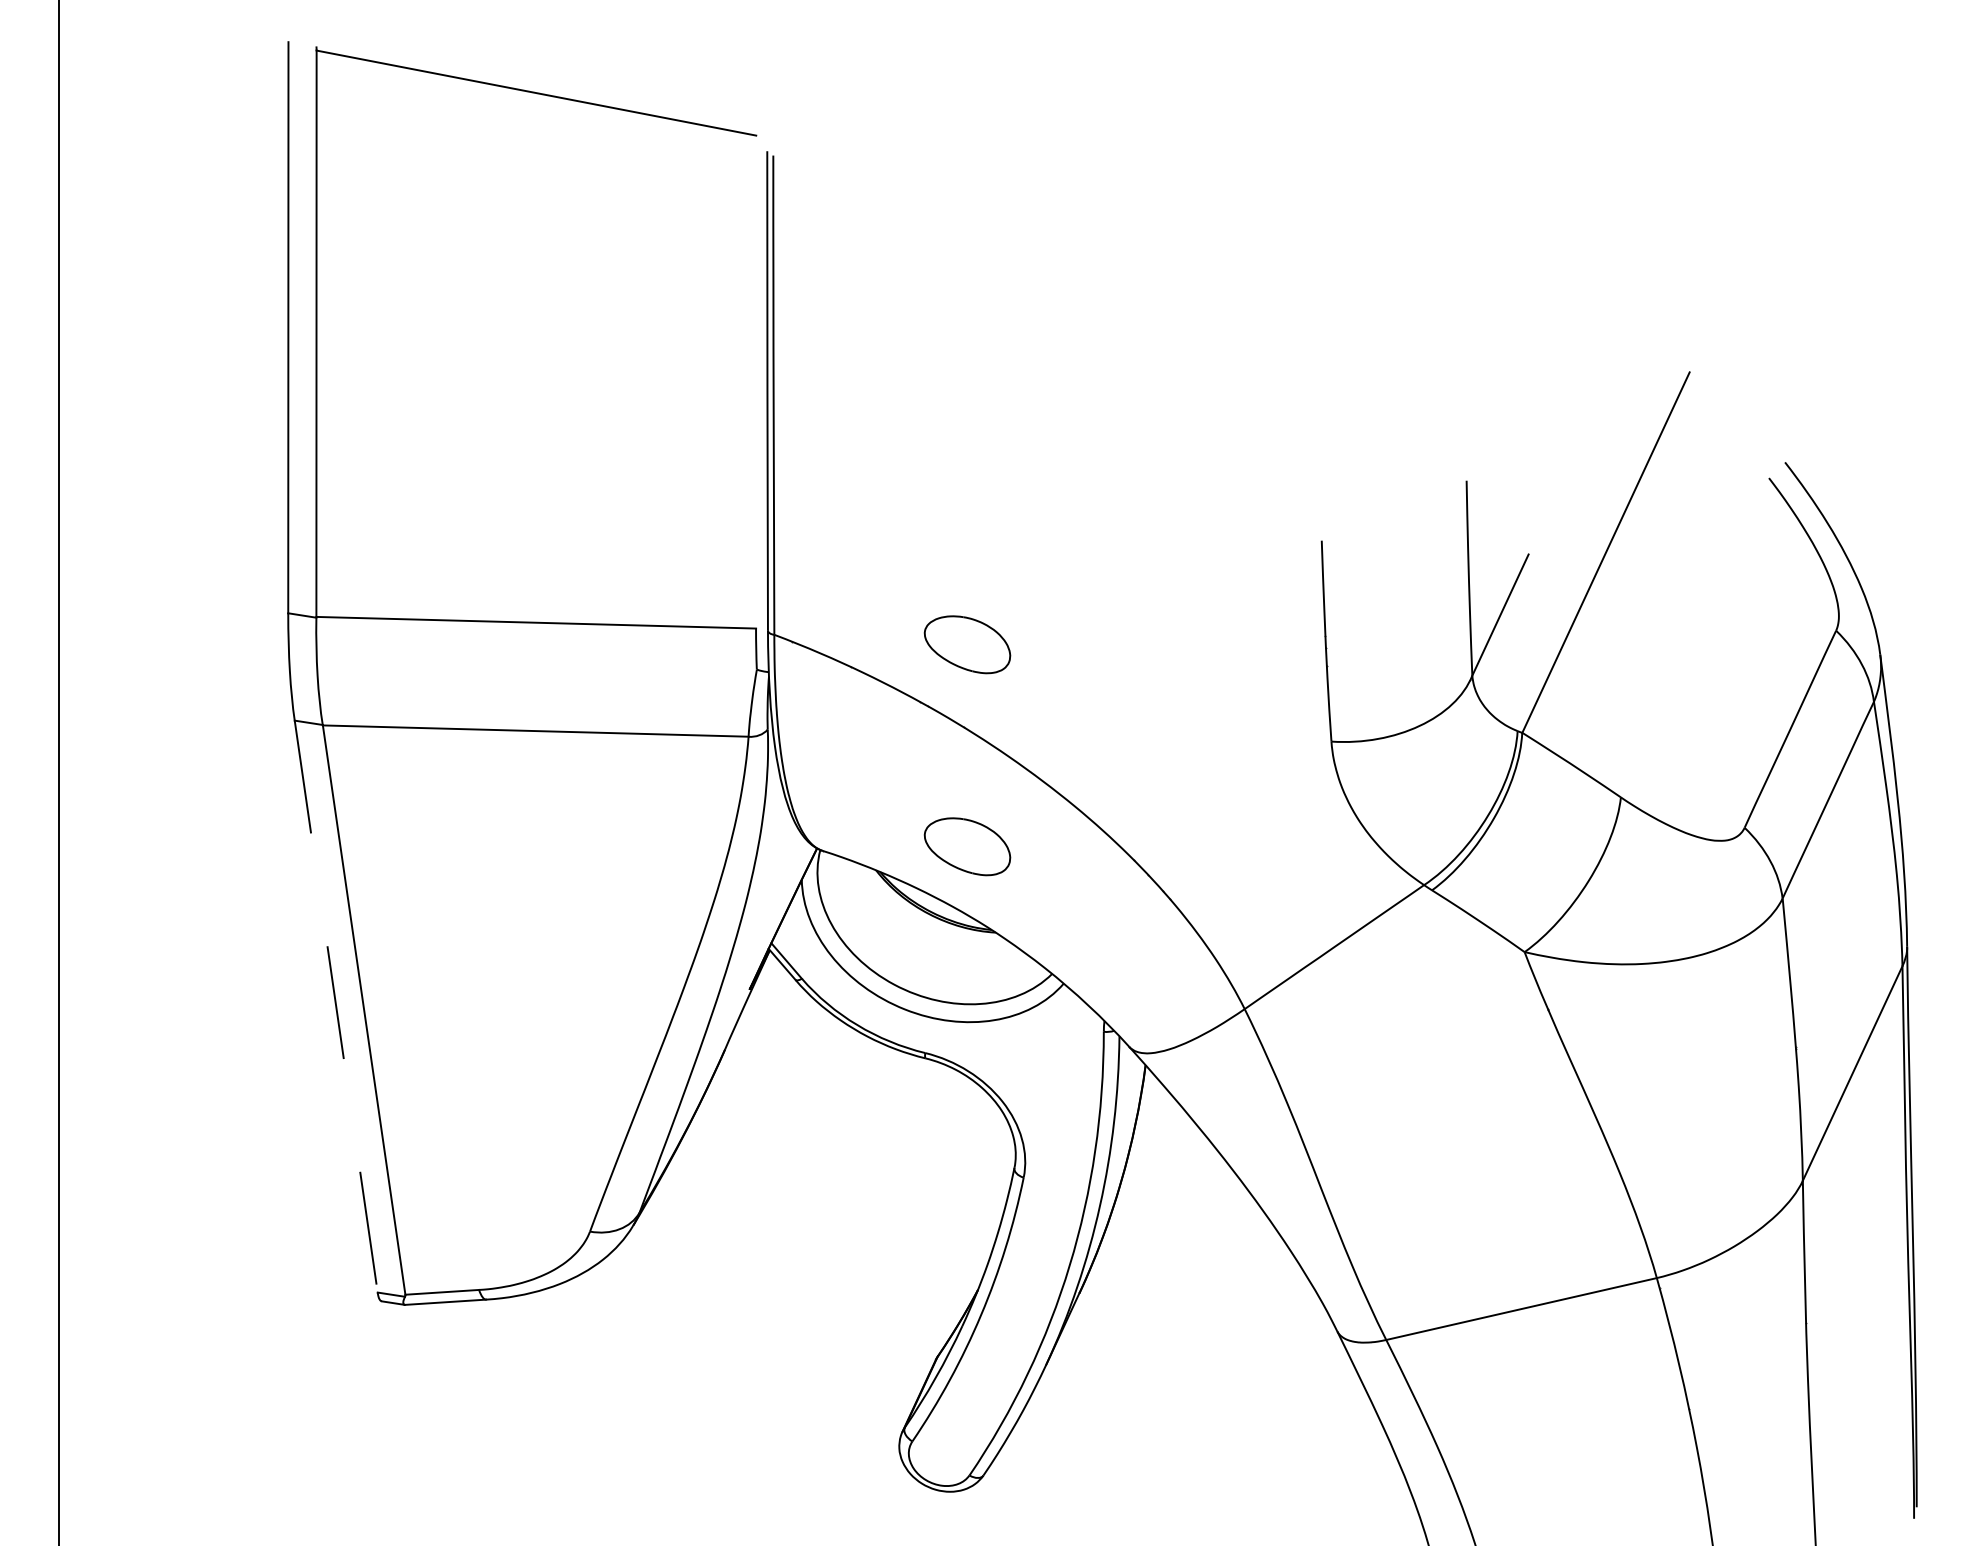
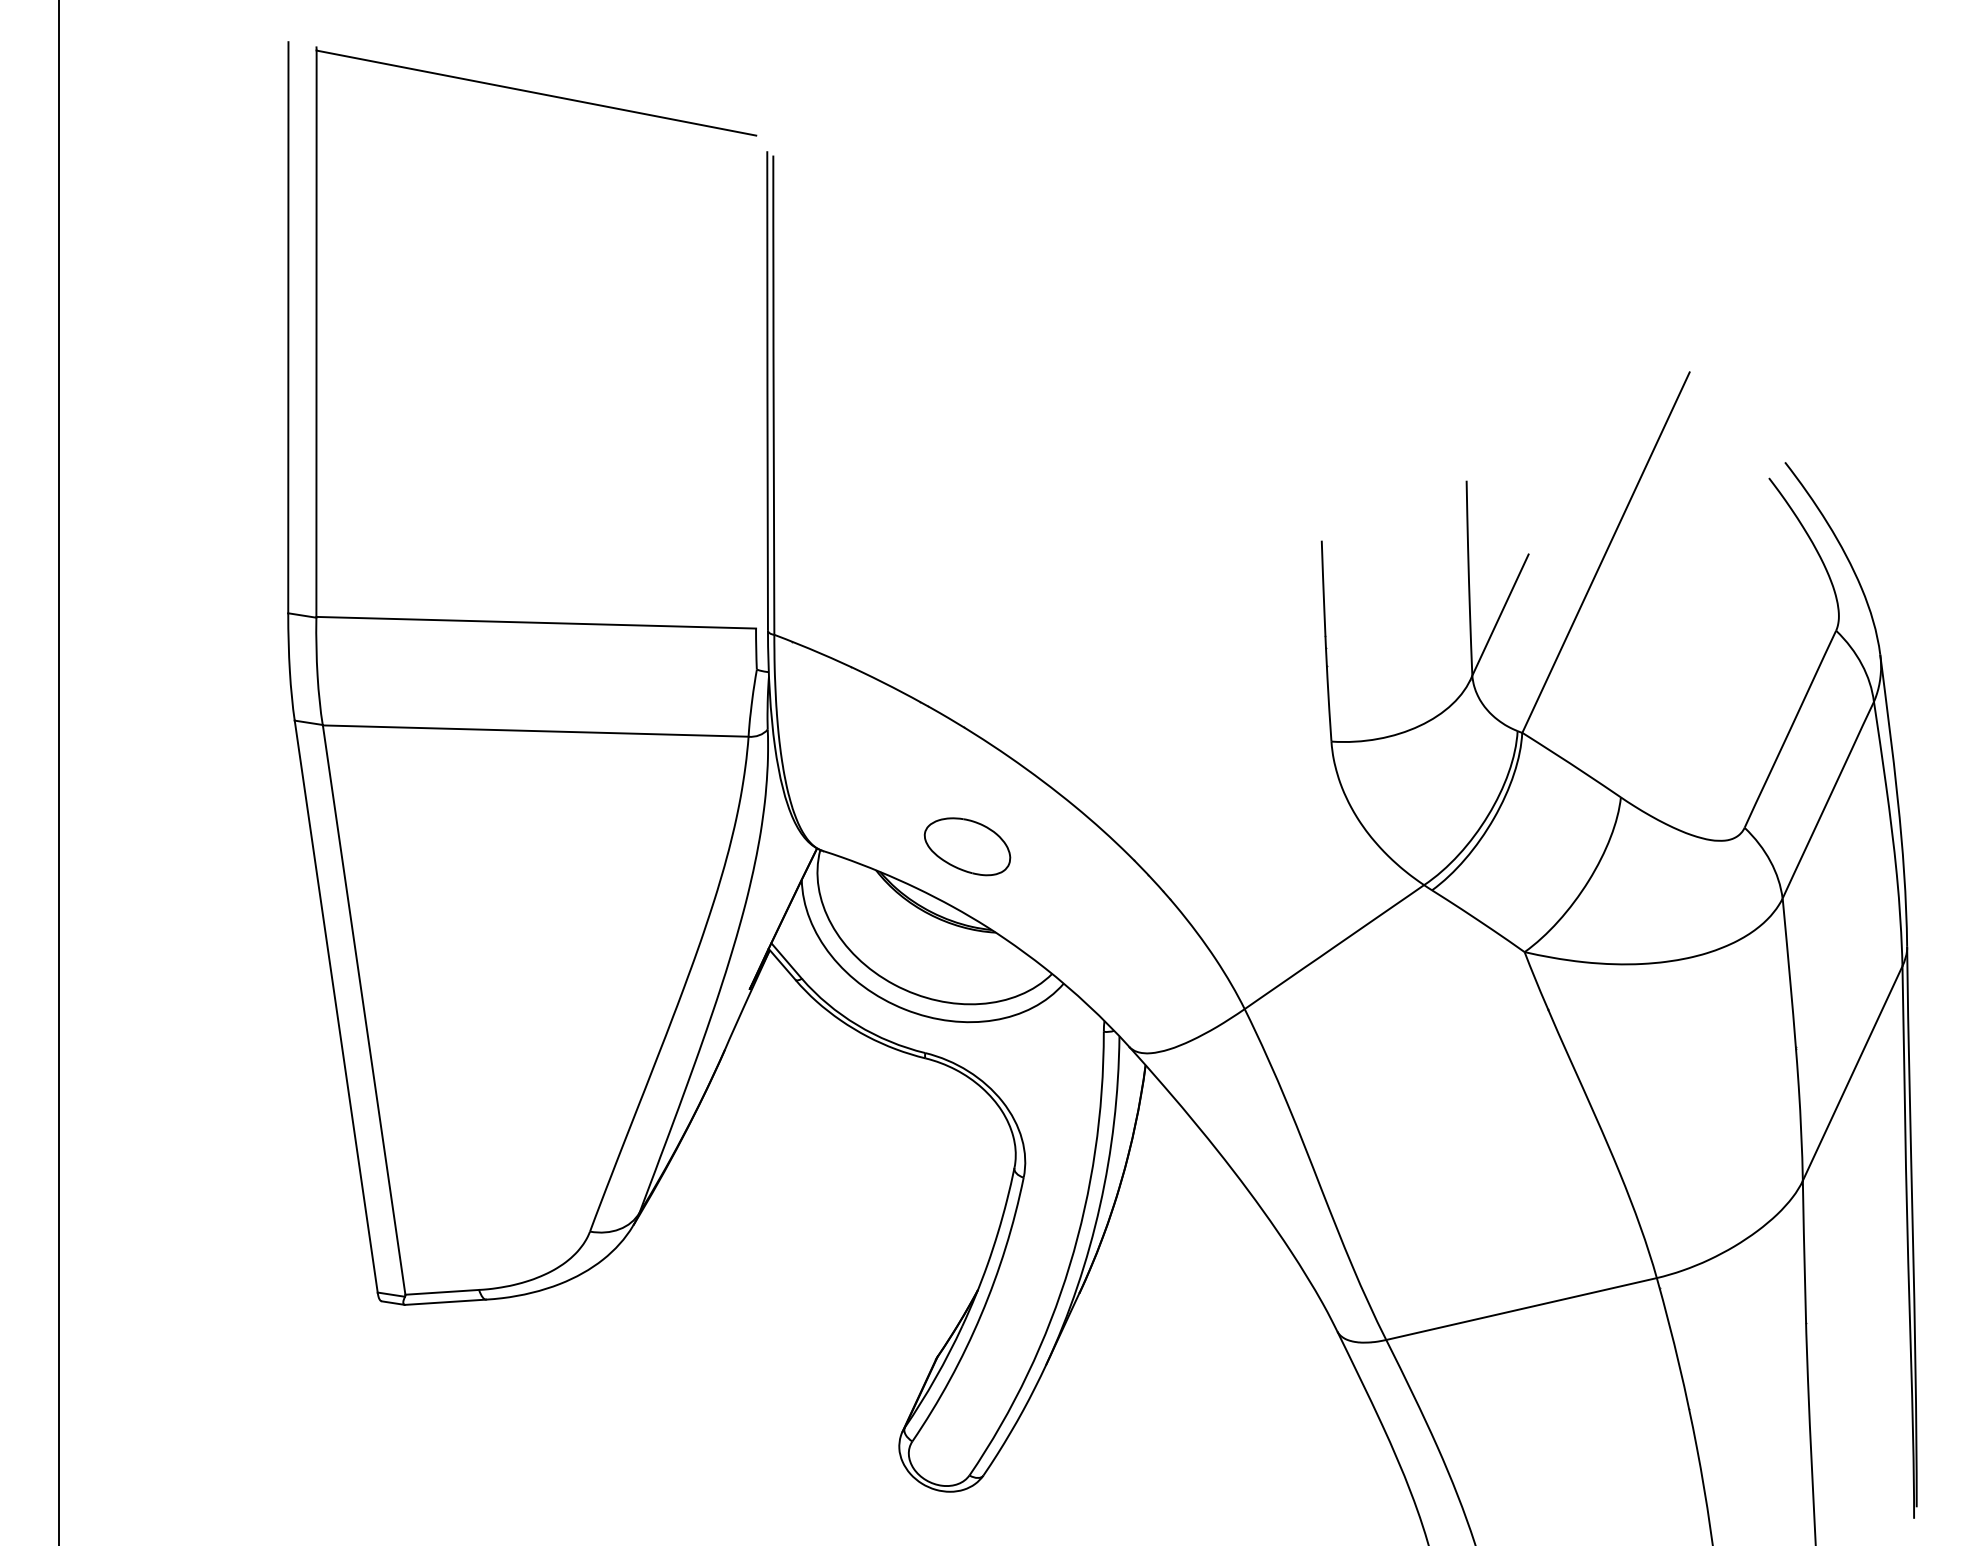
part: present -> none (967, 644)
line: dashed -> solid (336, 1006)
